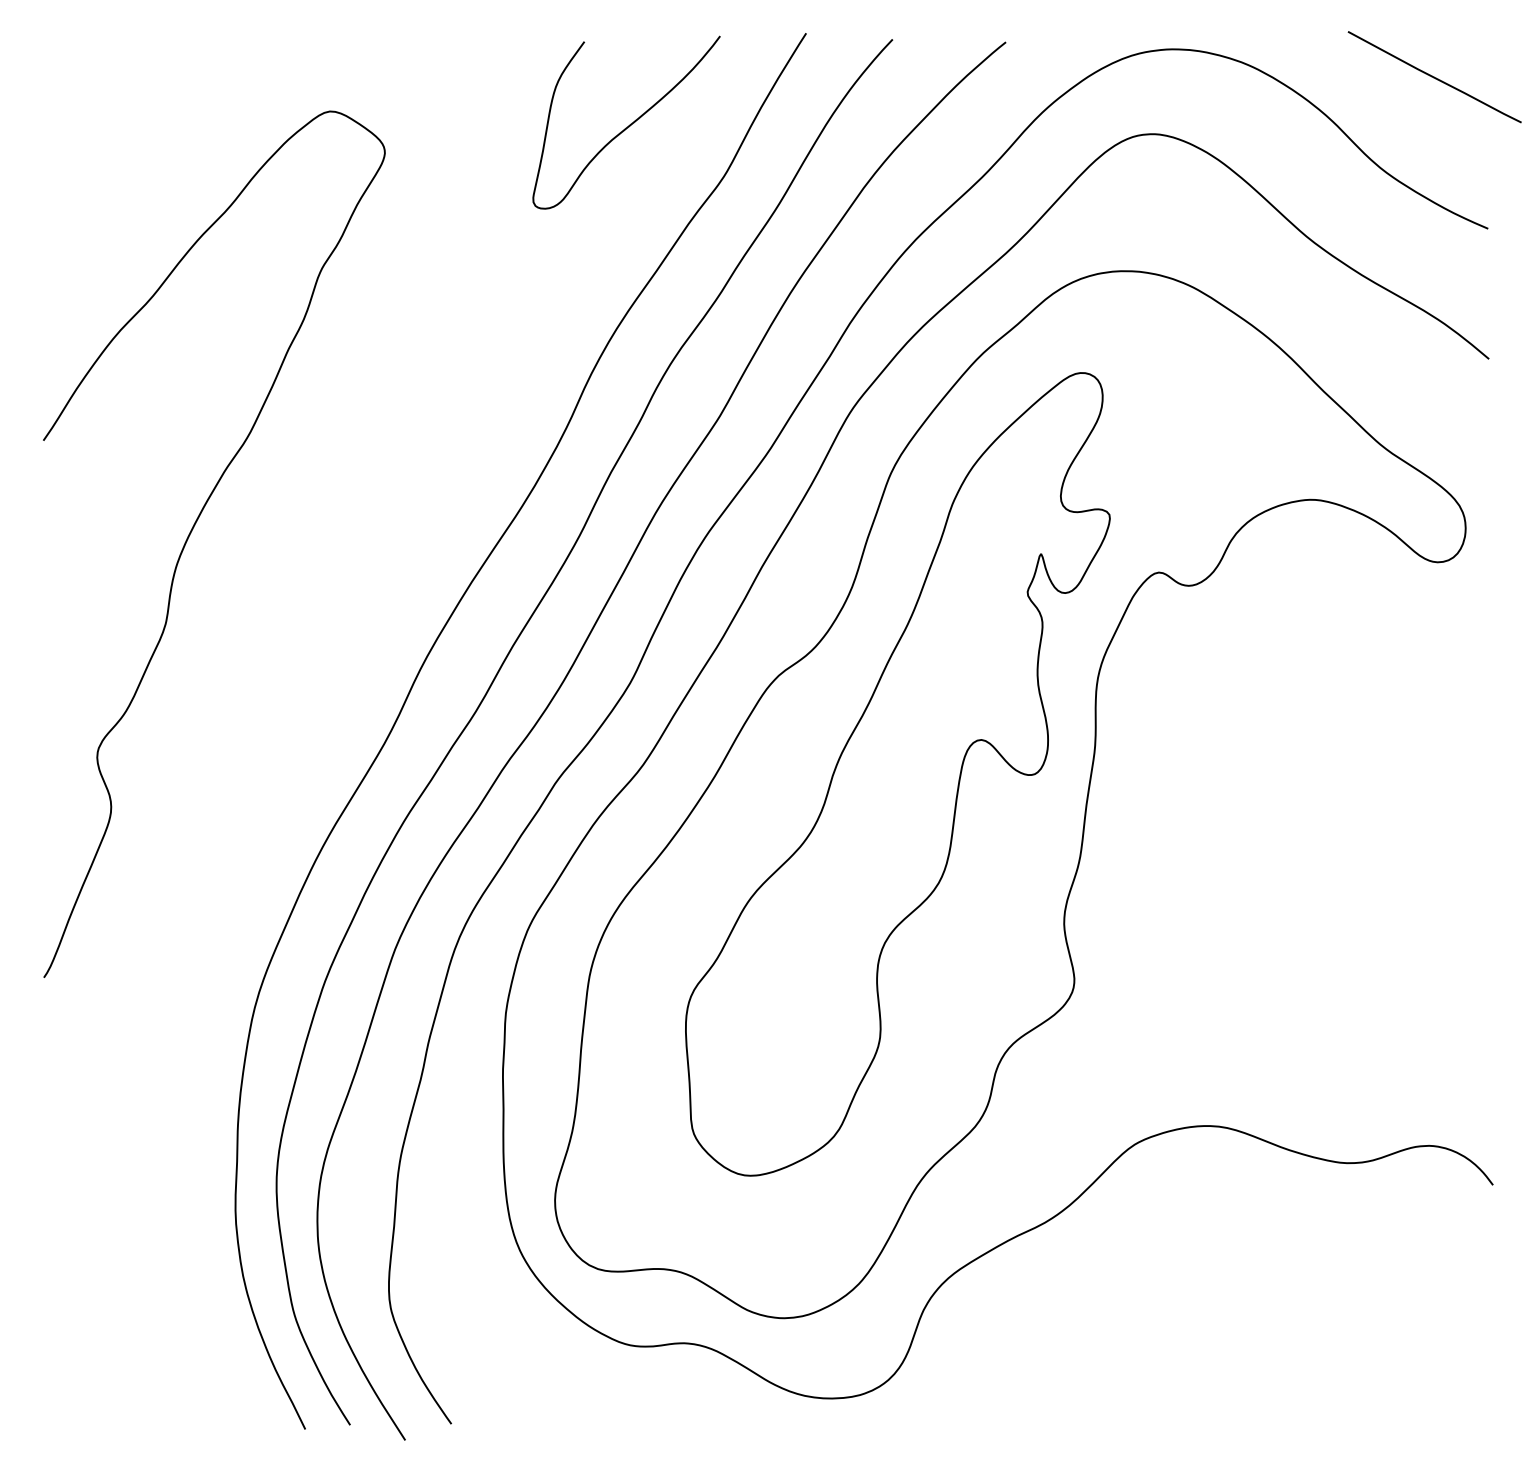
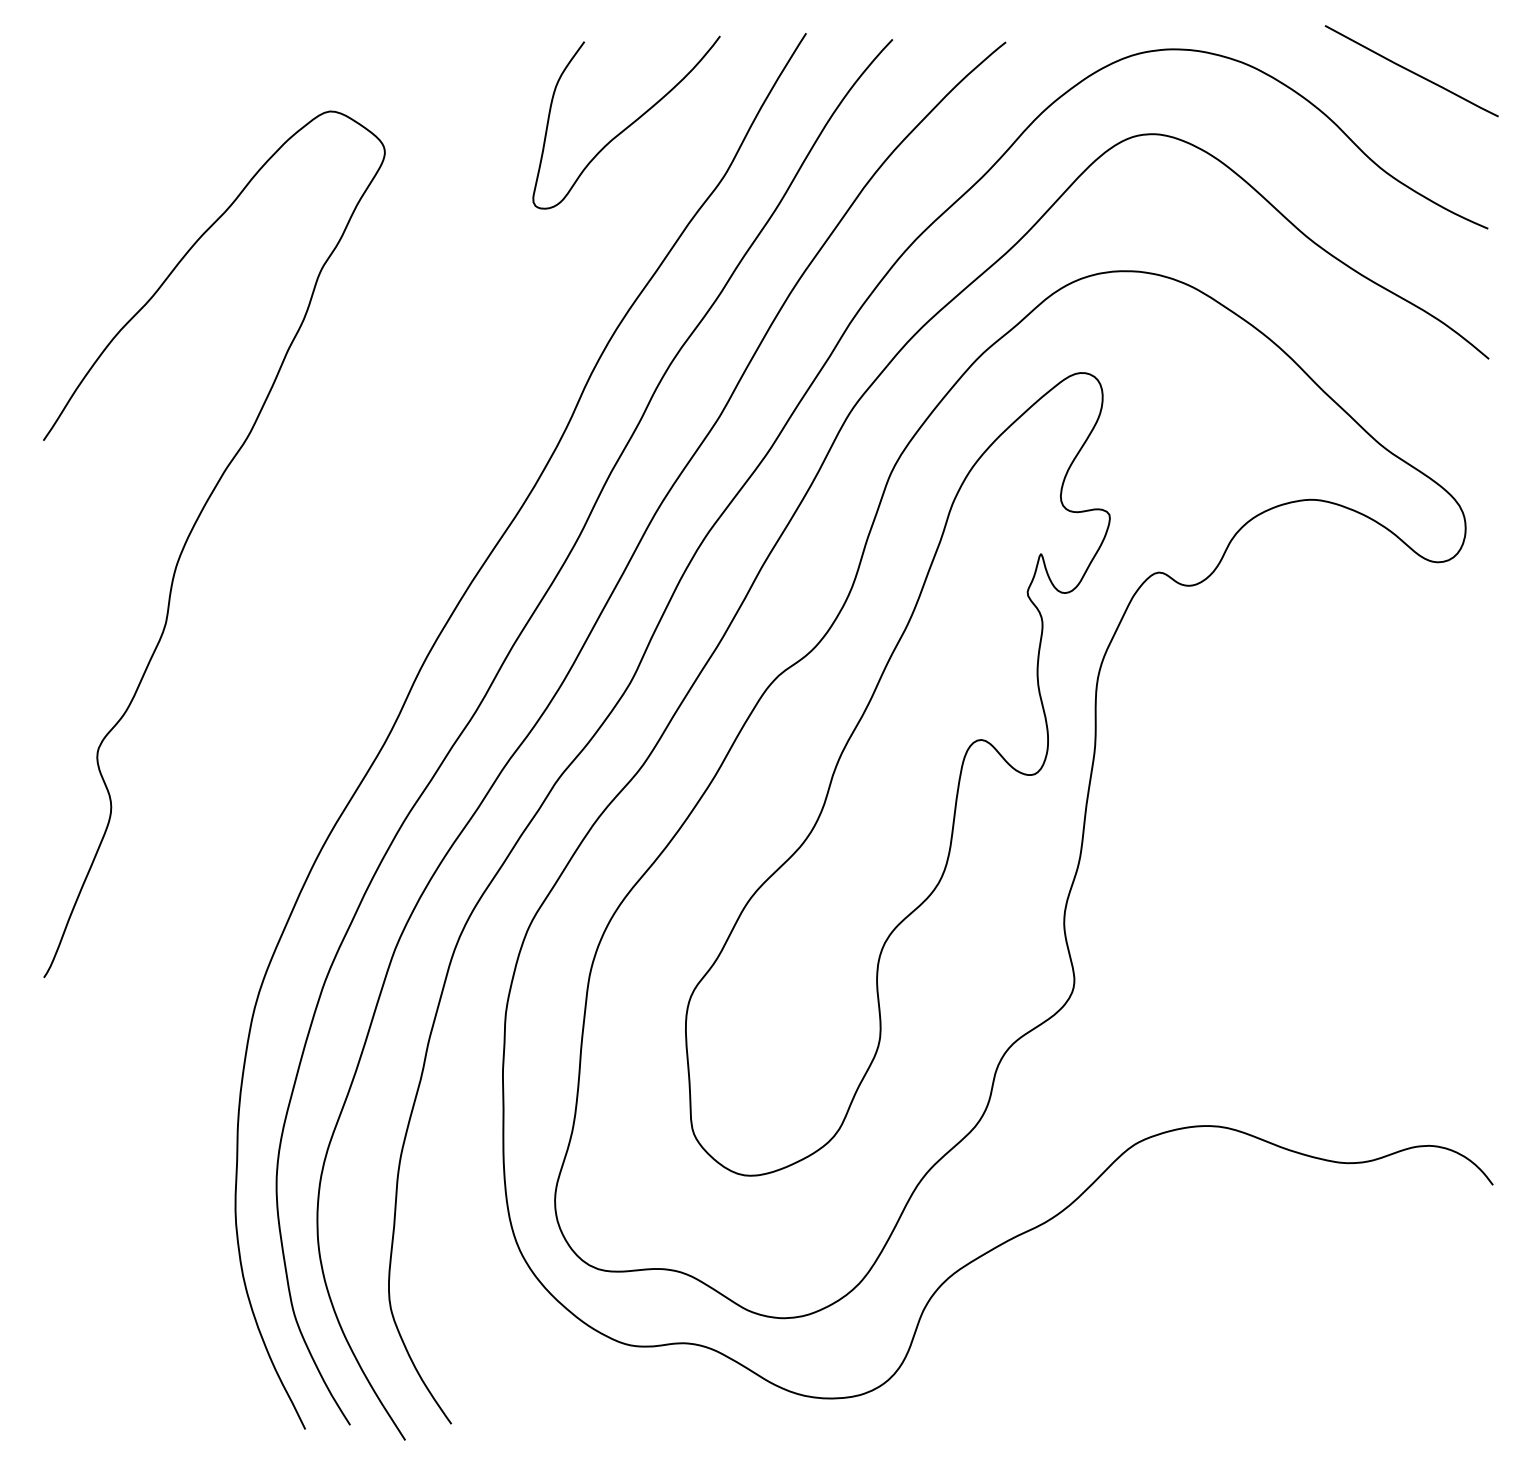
line position: (1434, 77) -> (1411, 71) (1411, 71)
